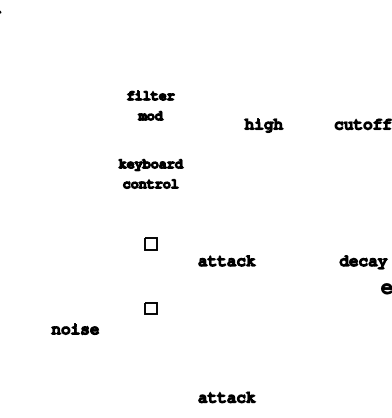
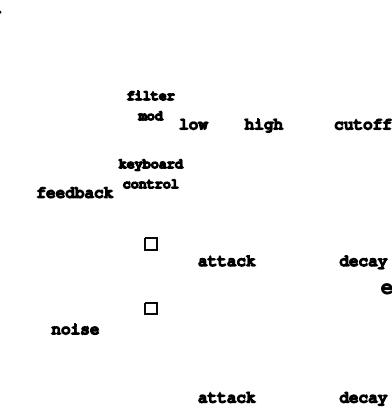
part: none -> present (193, 124)
part: none -> present (74, 192)
part: none -> present (363, 398)
